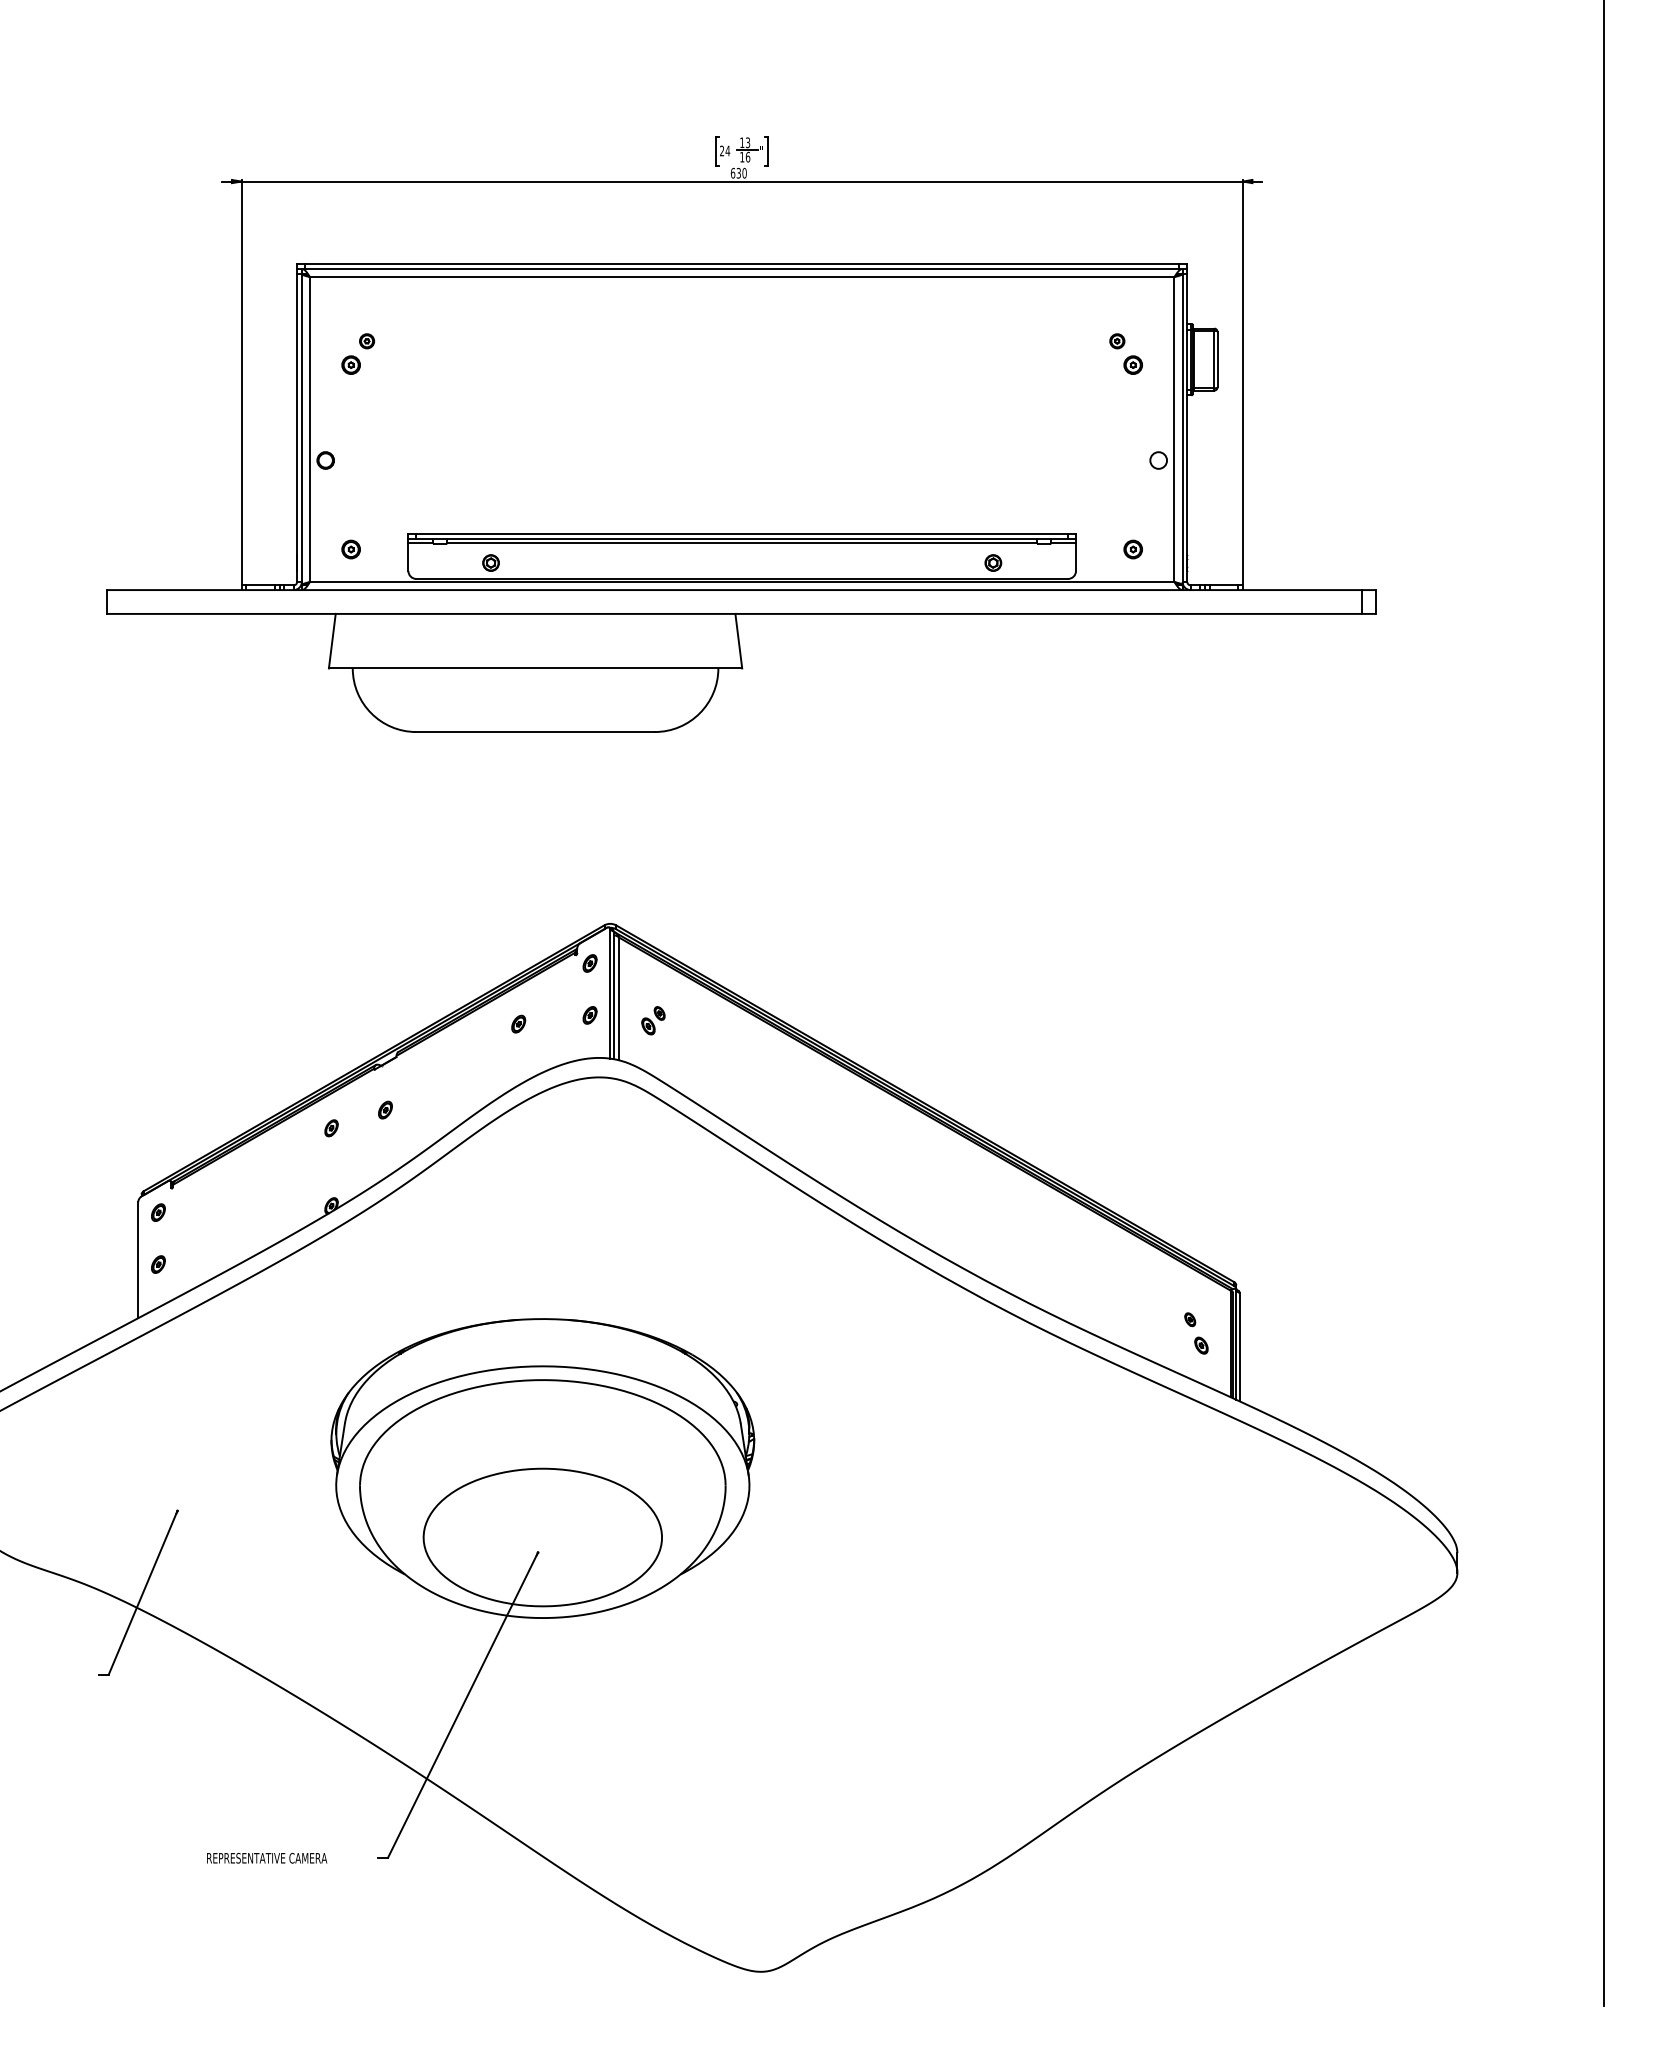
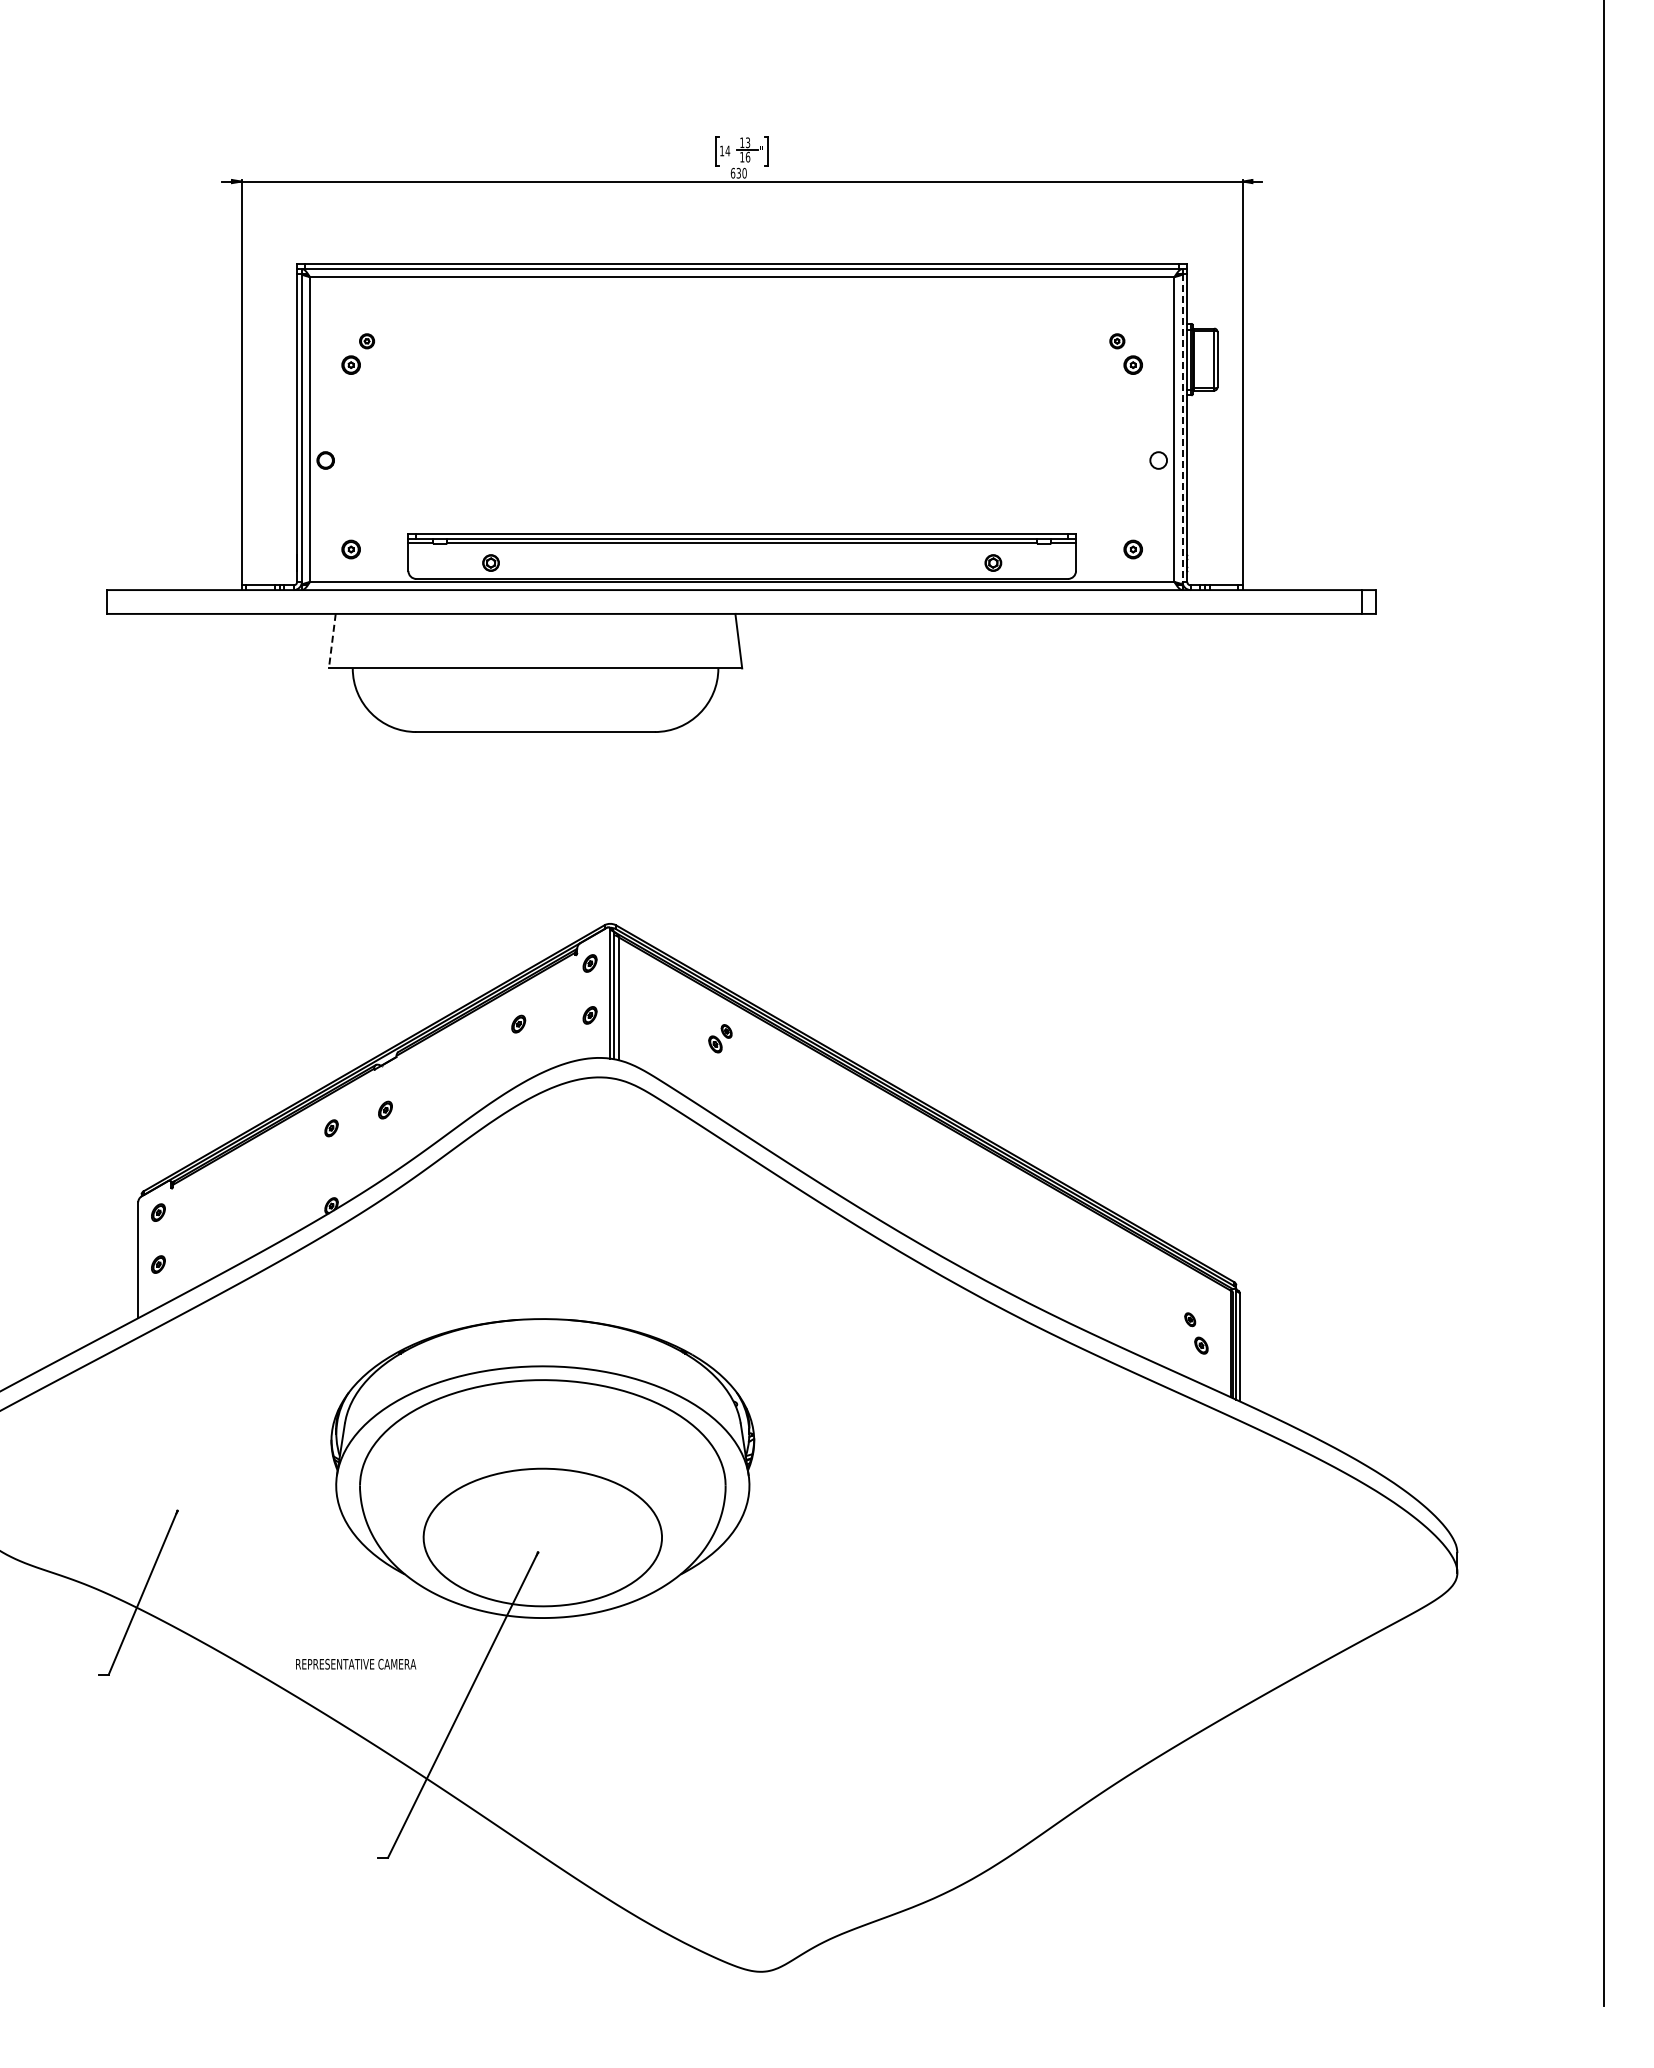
text: 24 -> 14 (721, 150)
line: solid -> dashed (1182, 428)
line: solid -> dashed (332, 641)
part position: (653, 1020) -> (720, 1038) (720, 1038)
text position: (267, 1857) -> (356, 1663) (356, 1663)
